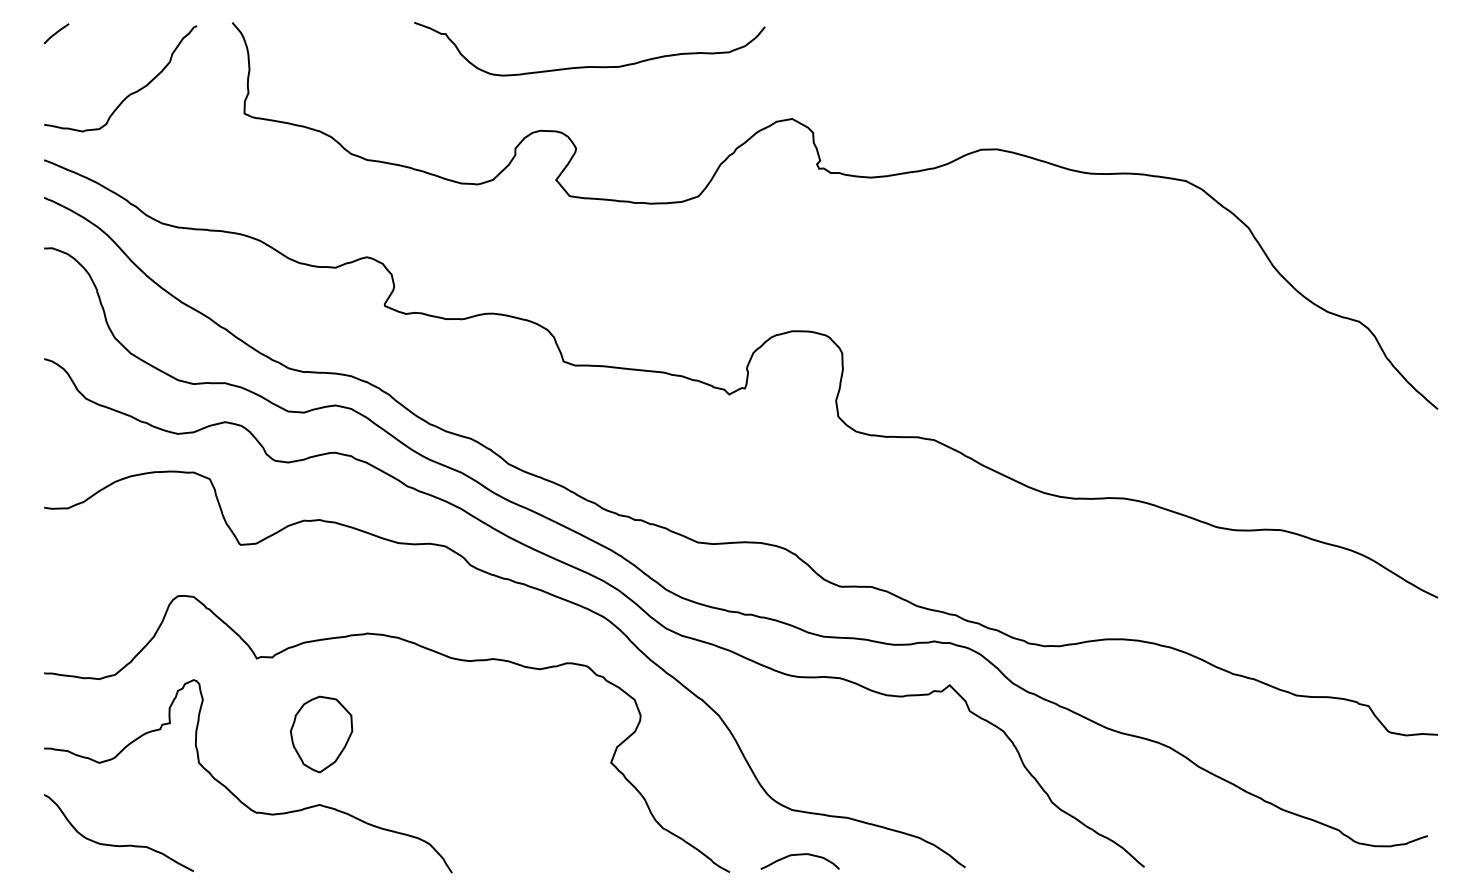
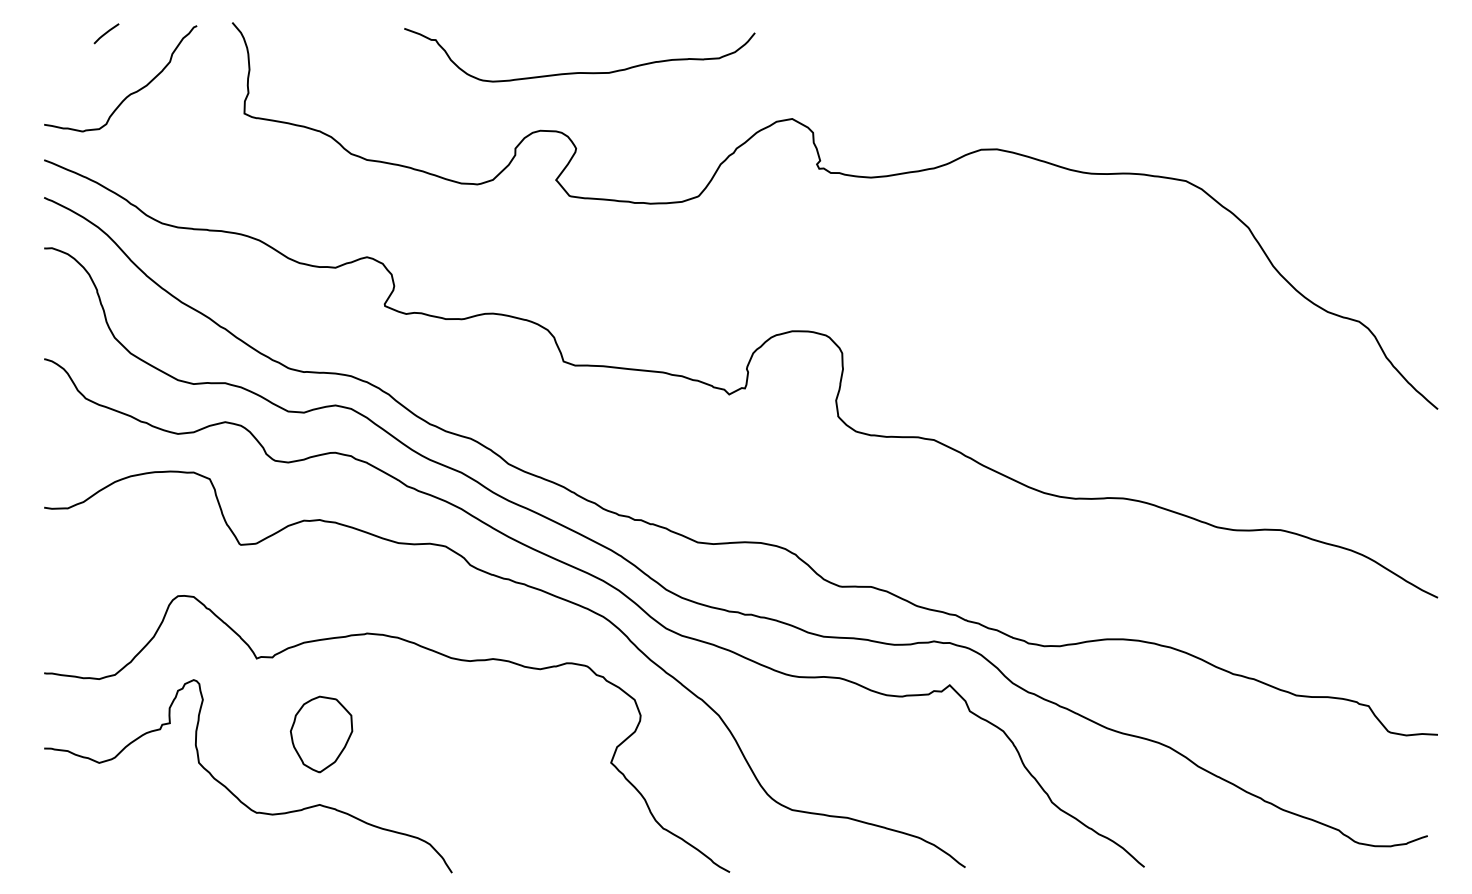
line position: (56, 33) -> (106, 33) (106, 33)
curve position: (589, 66) -> (579, 72) (579, 72)
curve: present -> none (114, 844)
curve: present -> none (799, 855)
